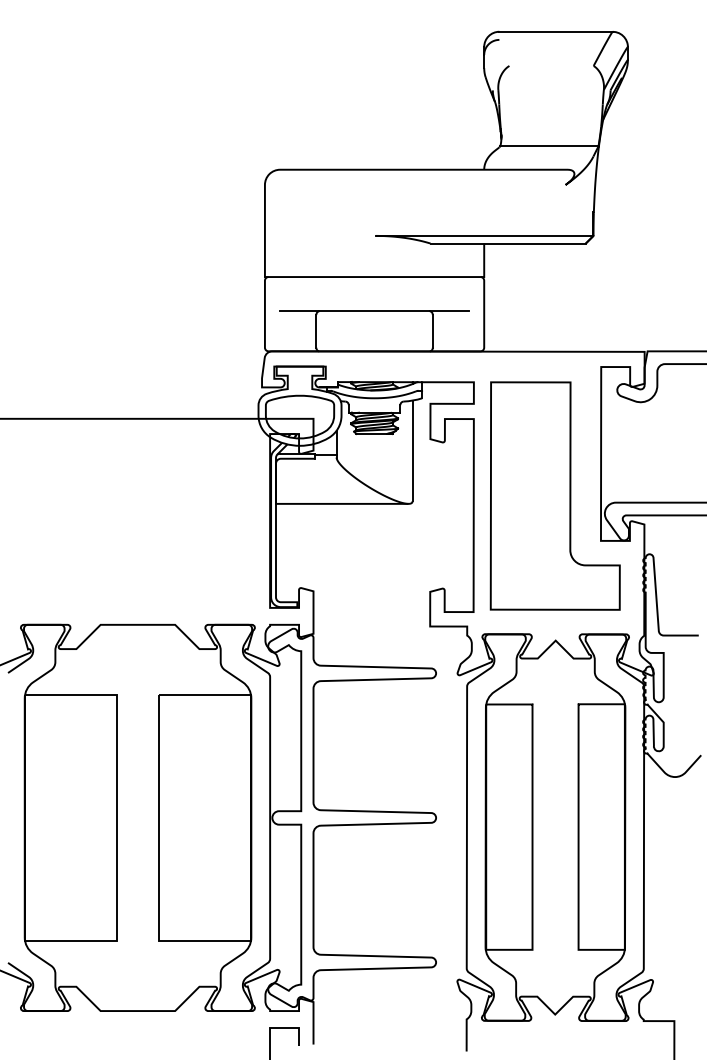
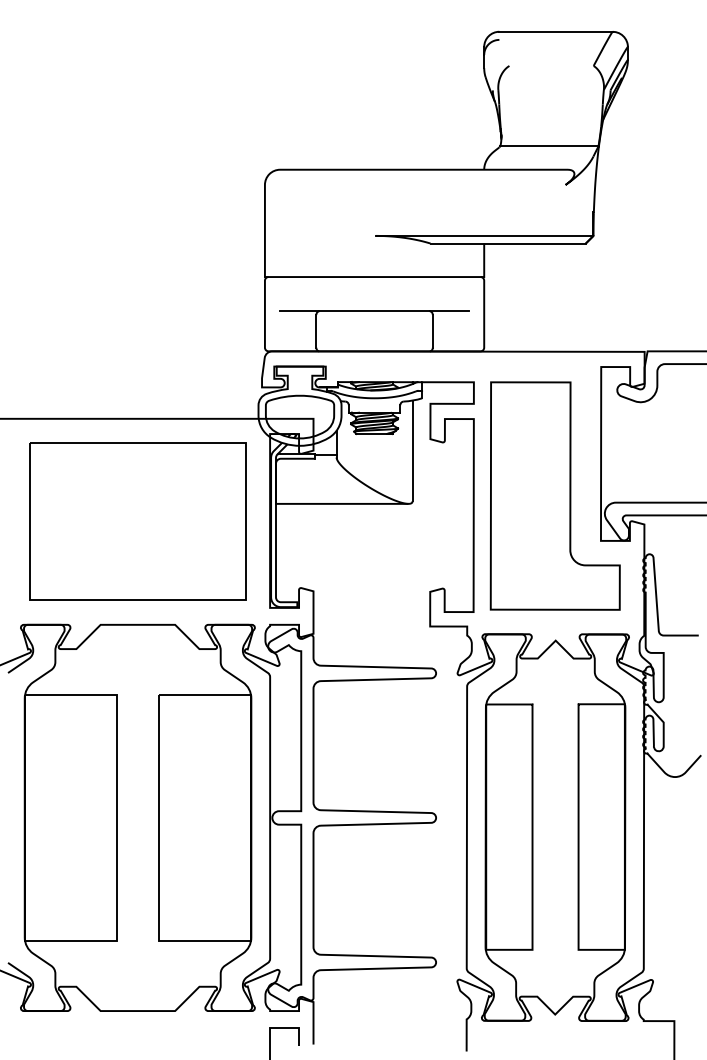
part: none -> present (137, 521)
